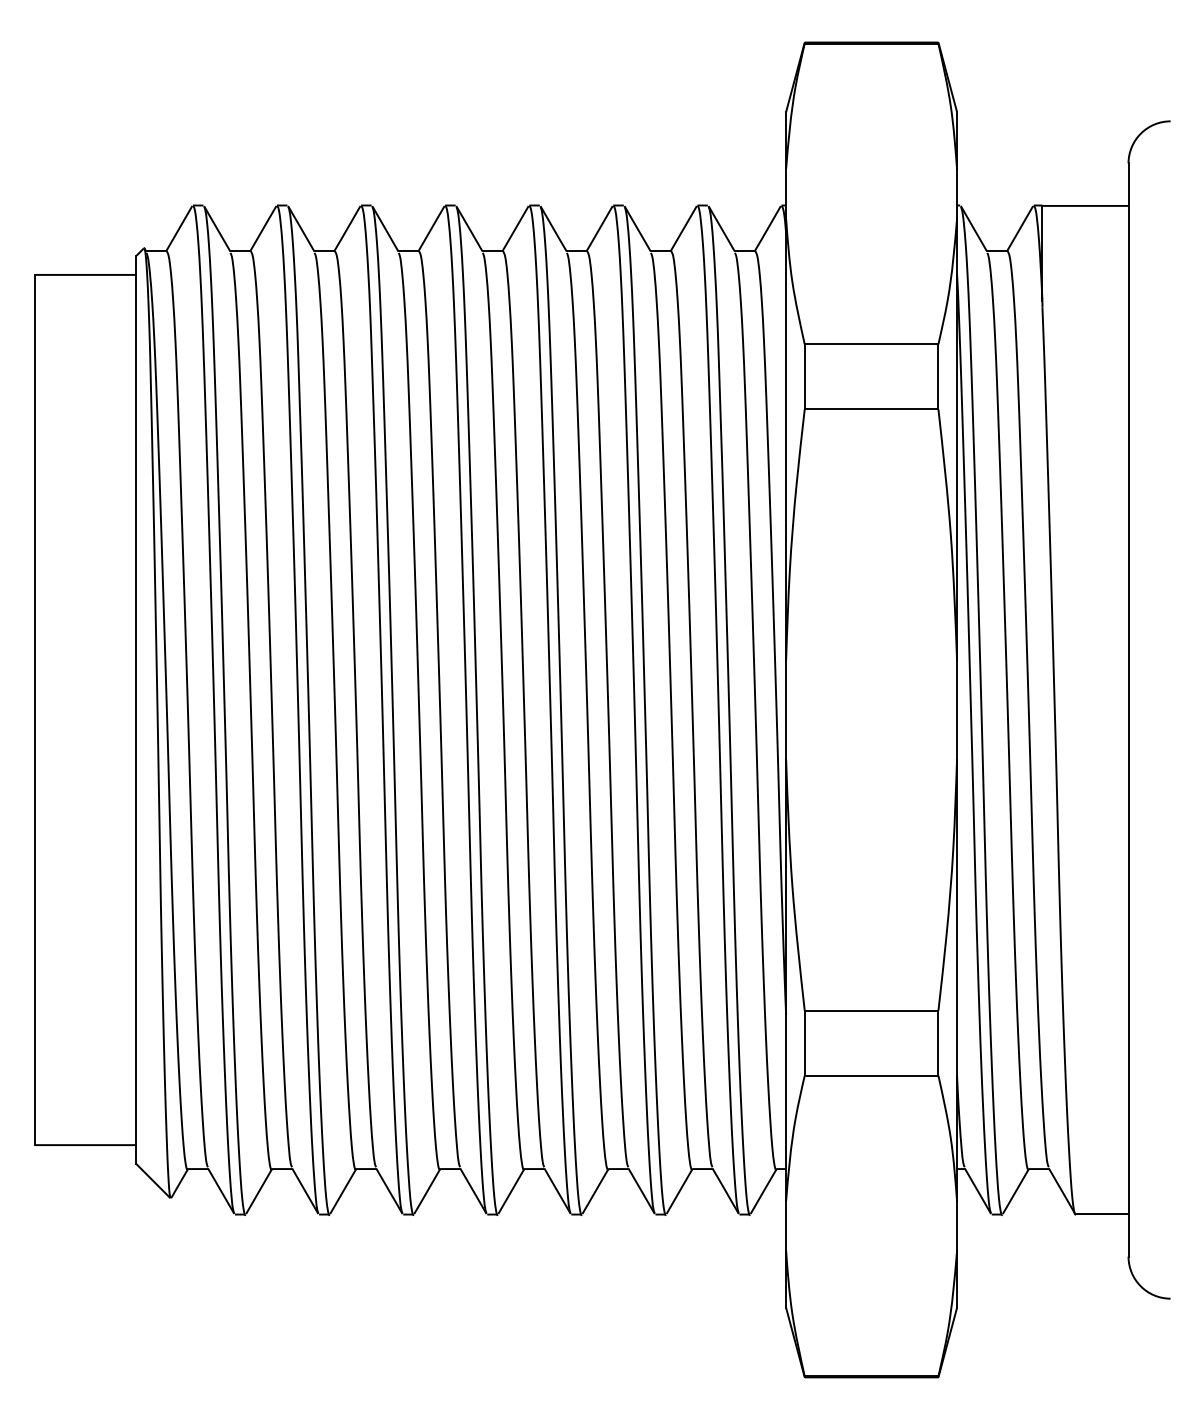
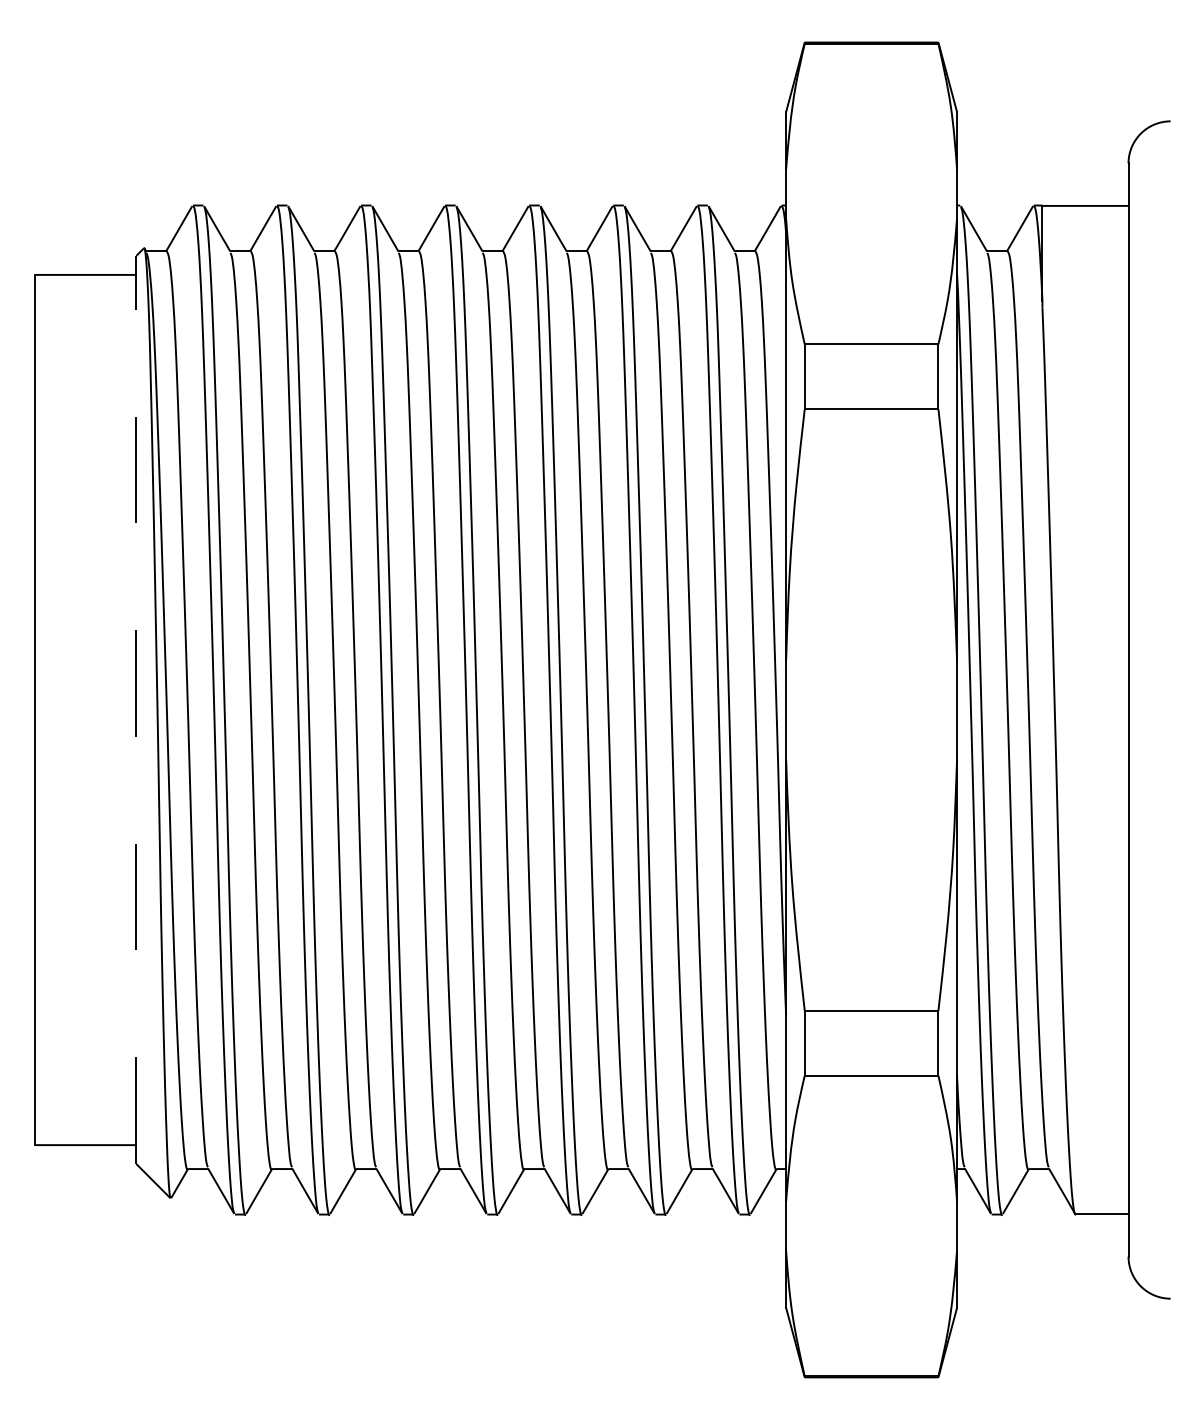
line: solid -> dashed (136, 709)
